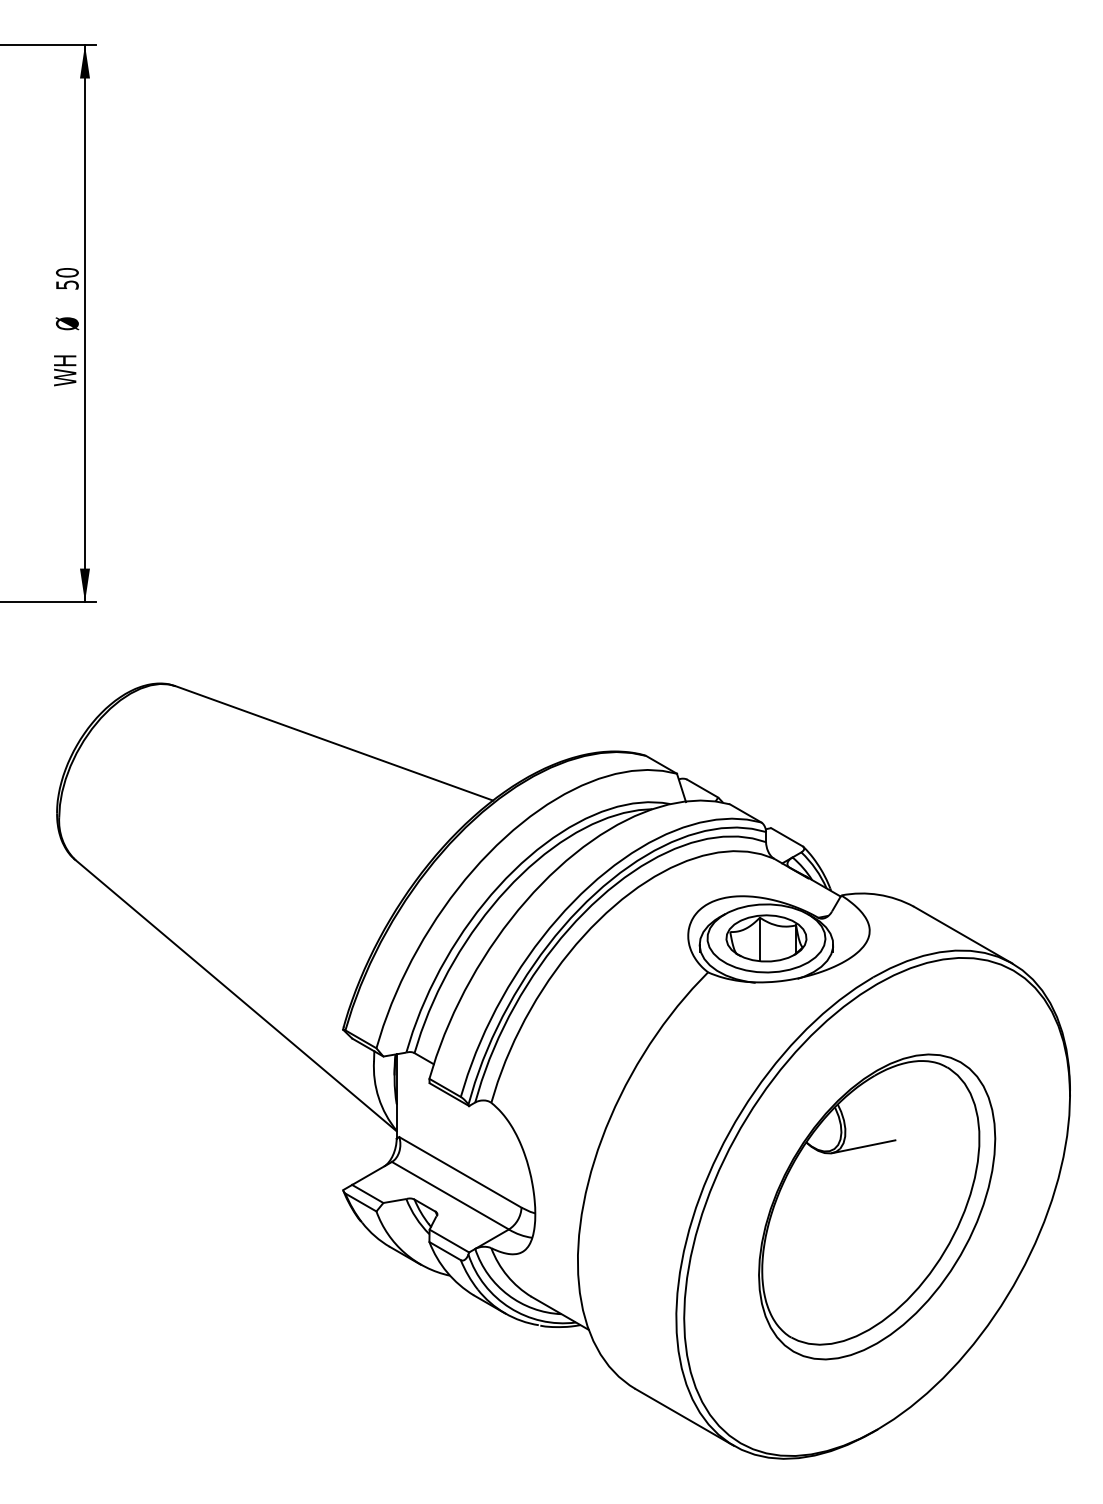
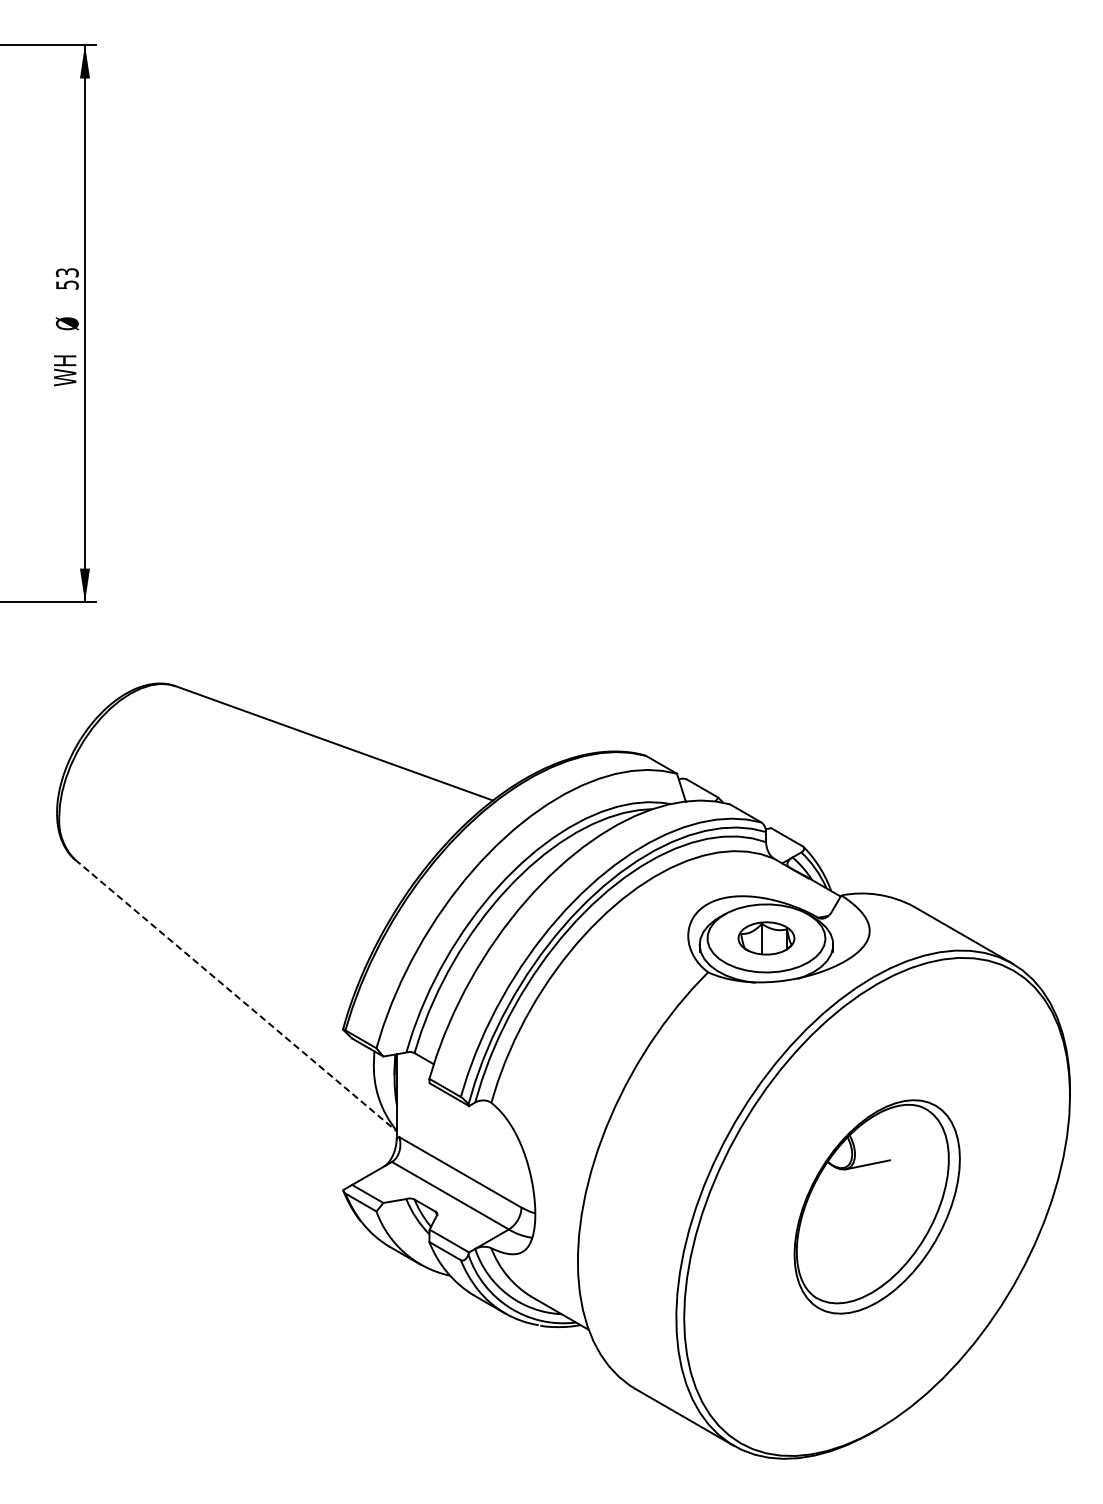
text: 50 -> 53 (67, 272)
part size: 83x49 px -> 59x35 px (766, 938)
line: solid -> dashed (236, 995)
part size: 239x308 px -> 168x216 px (876, 1206)
